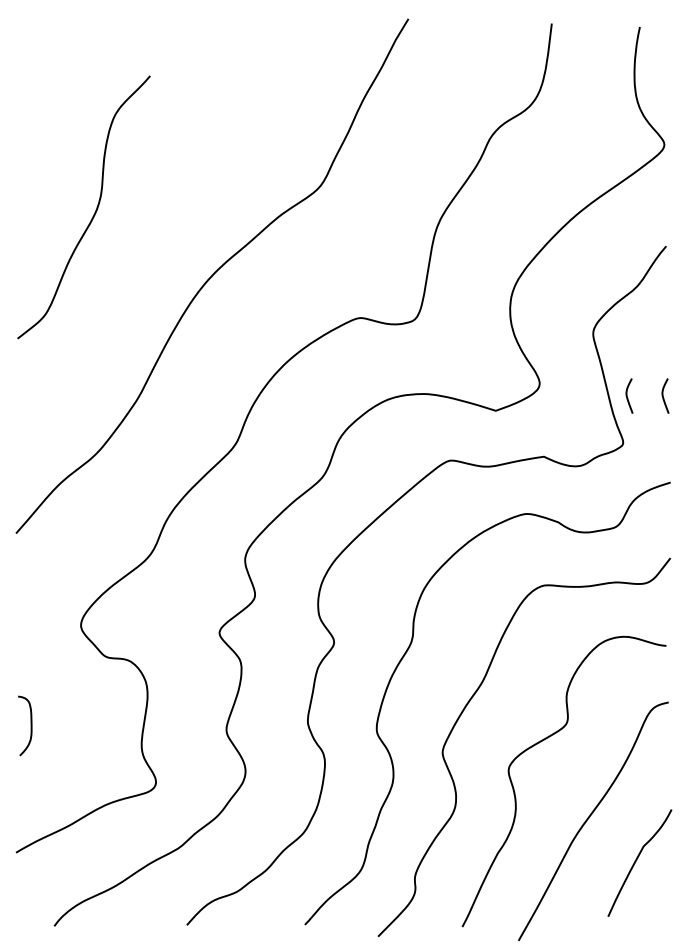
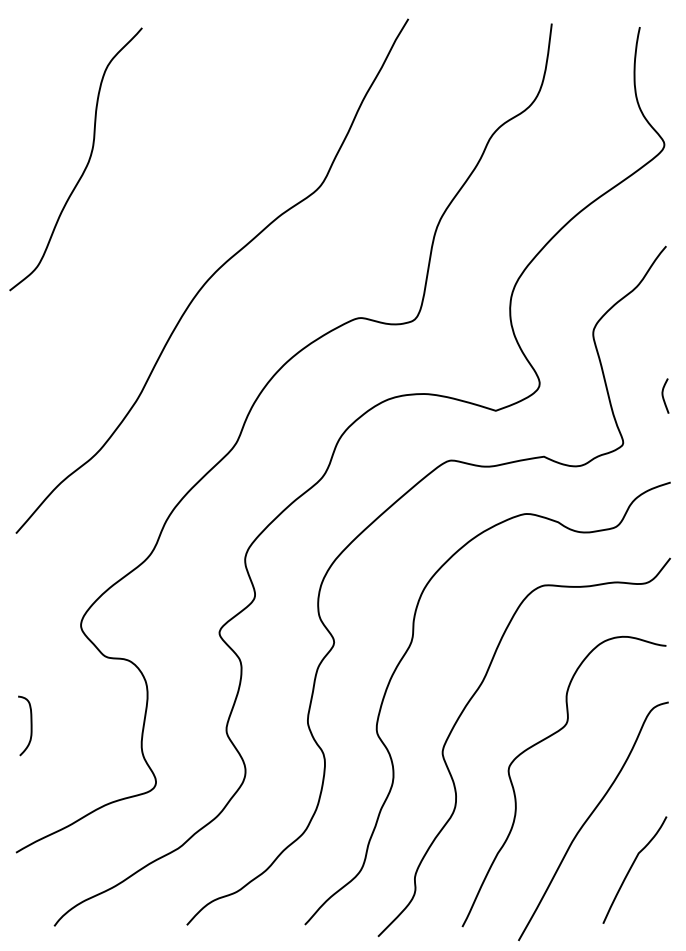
part position: (94, 212) -> (86, 164) (86, 164)
curve: present -> none (627, 395)
curve position: (637, 860) -> (632, 867) (632, 867)
